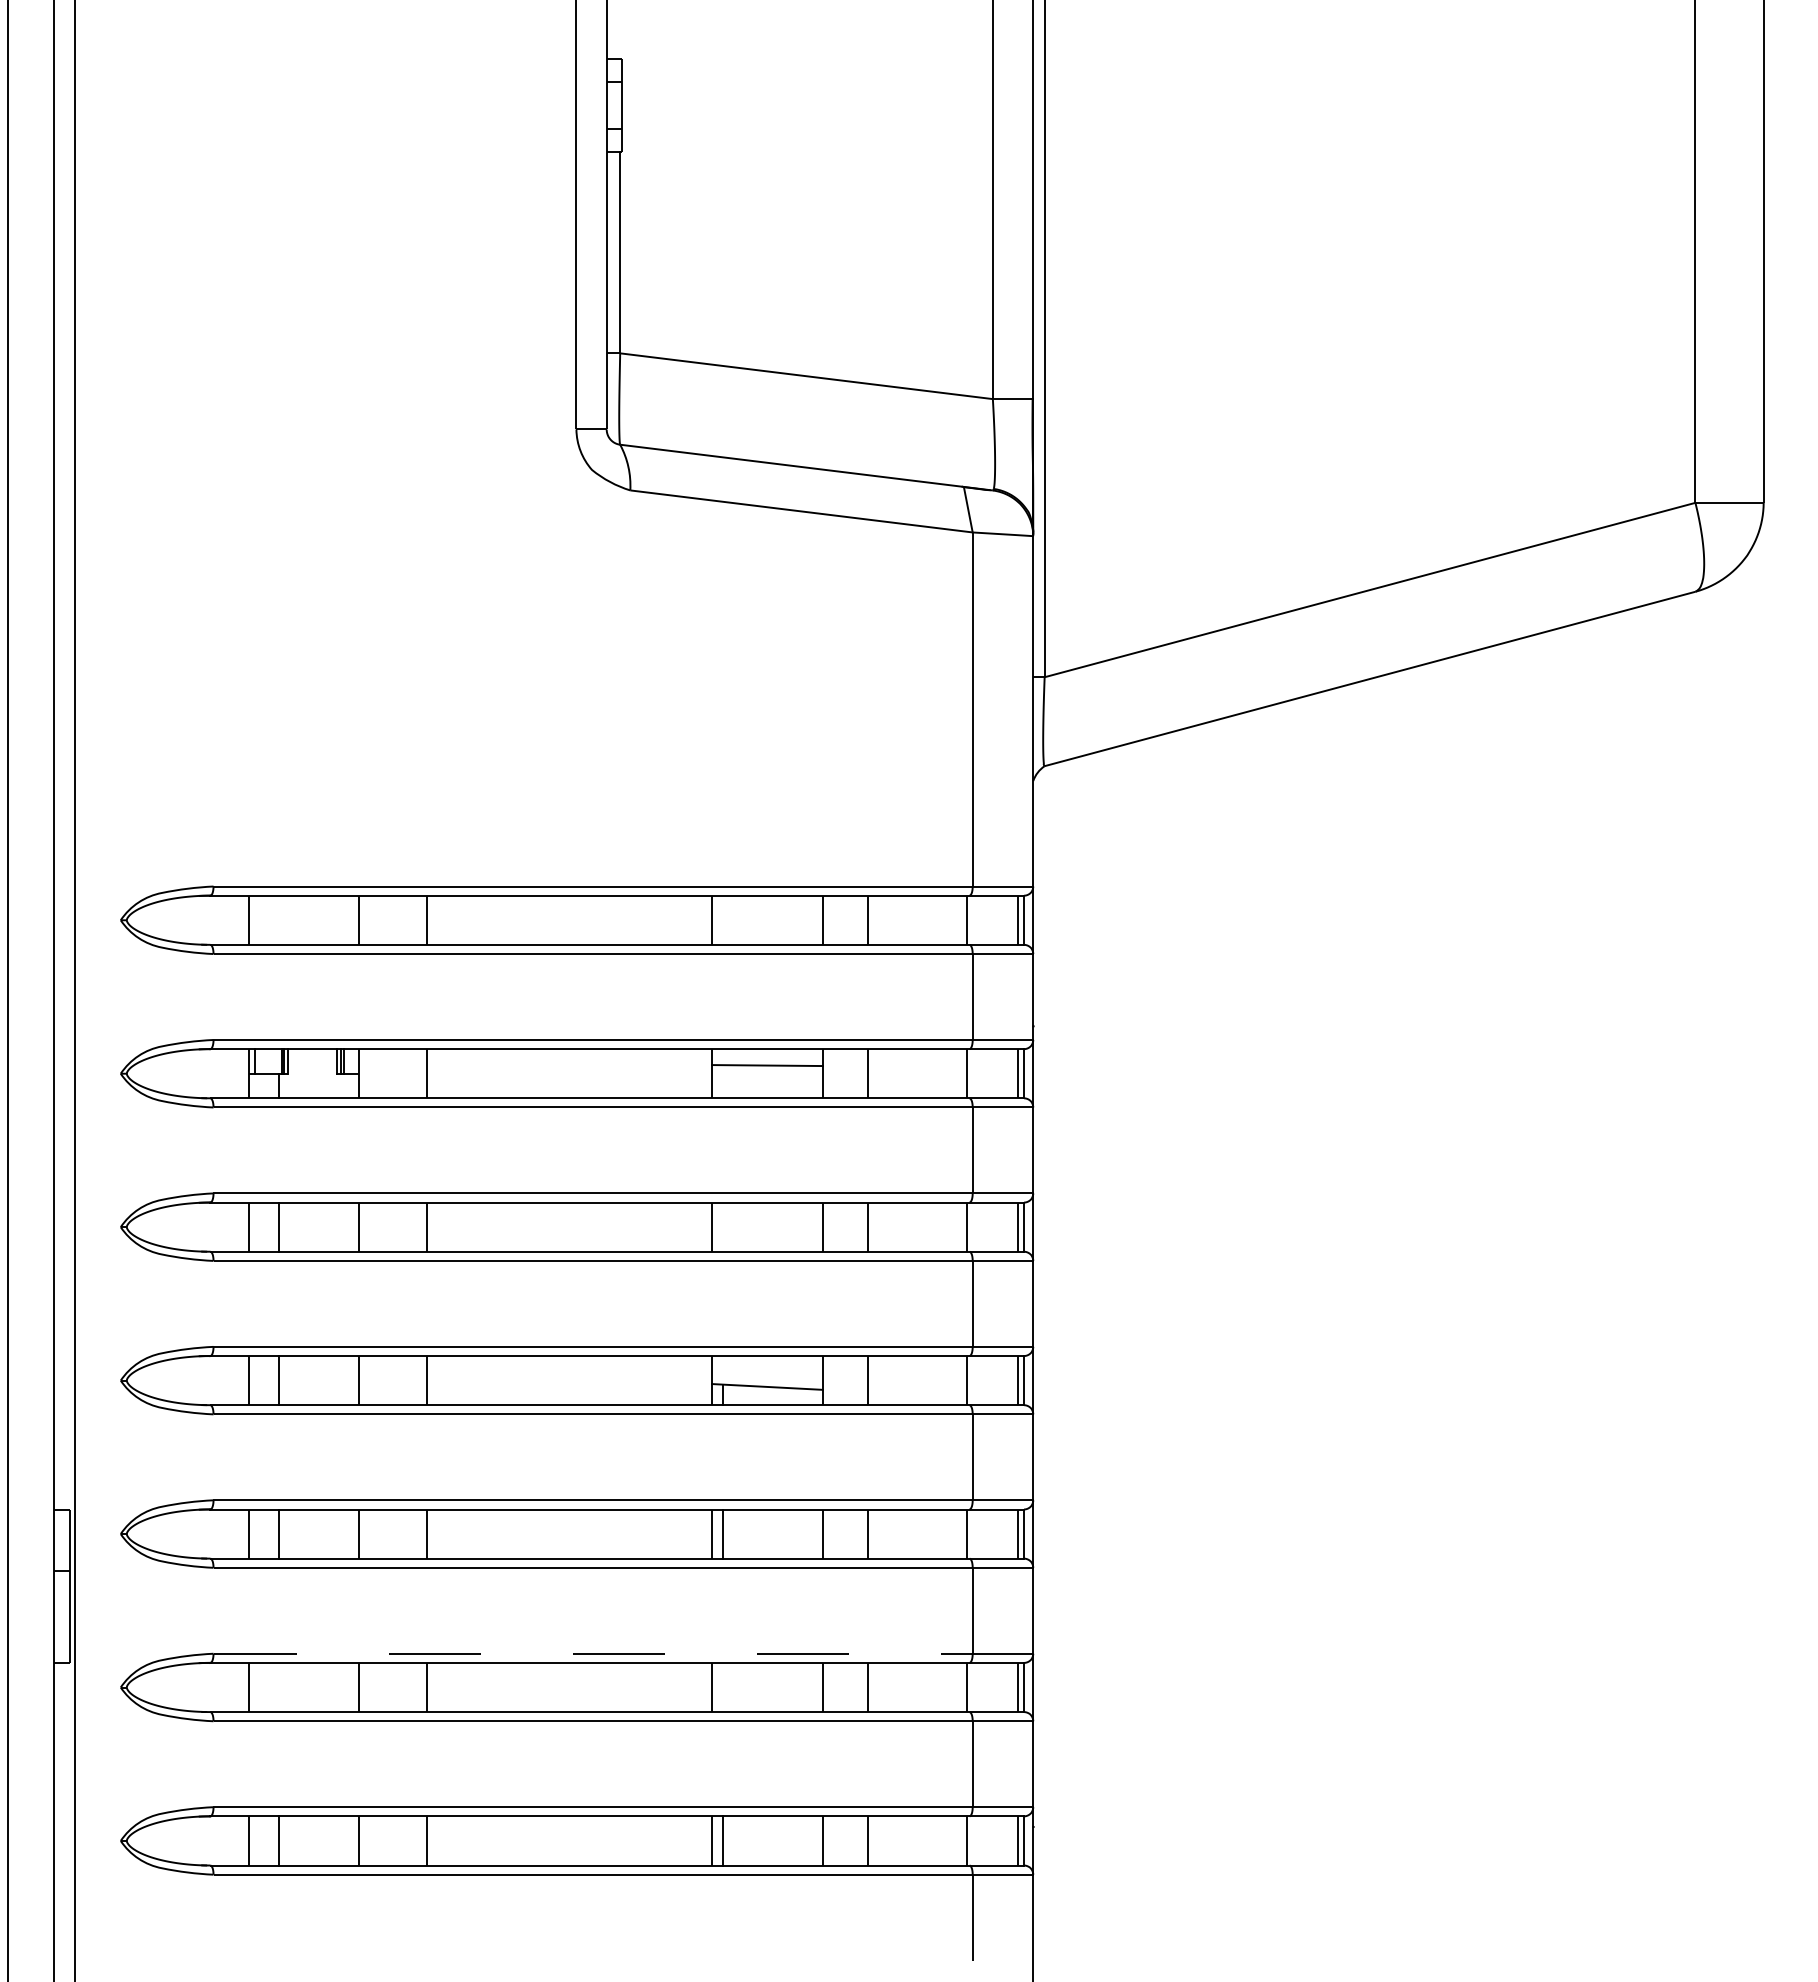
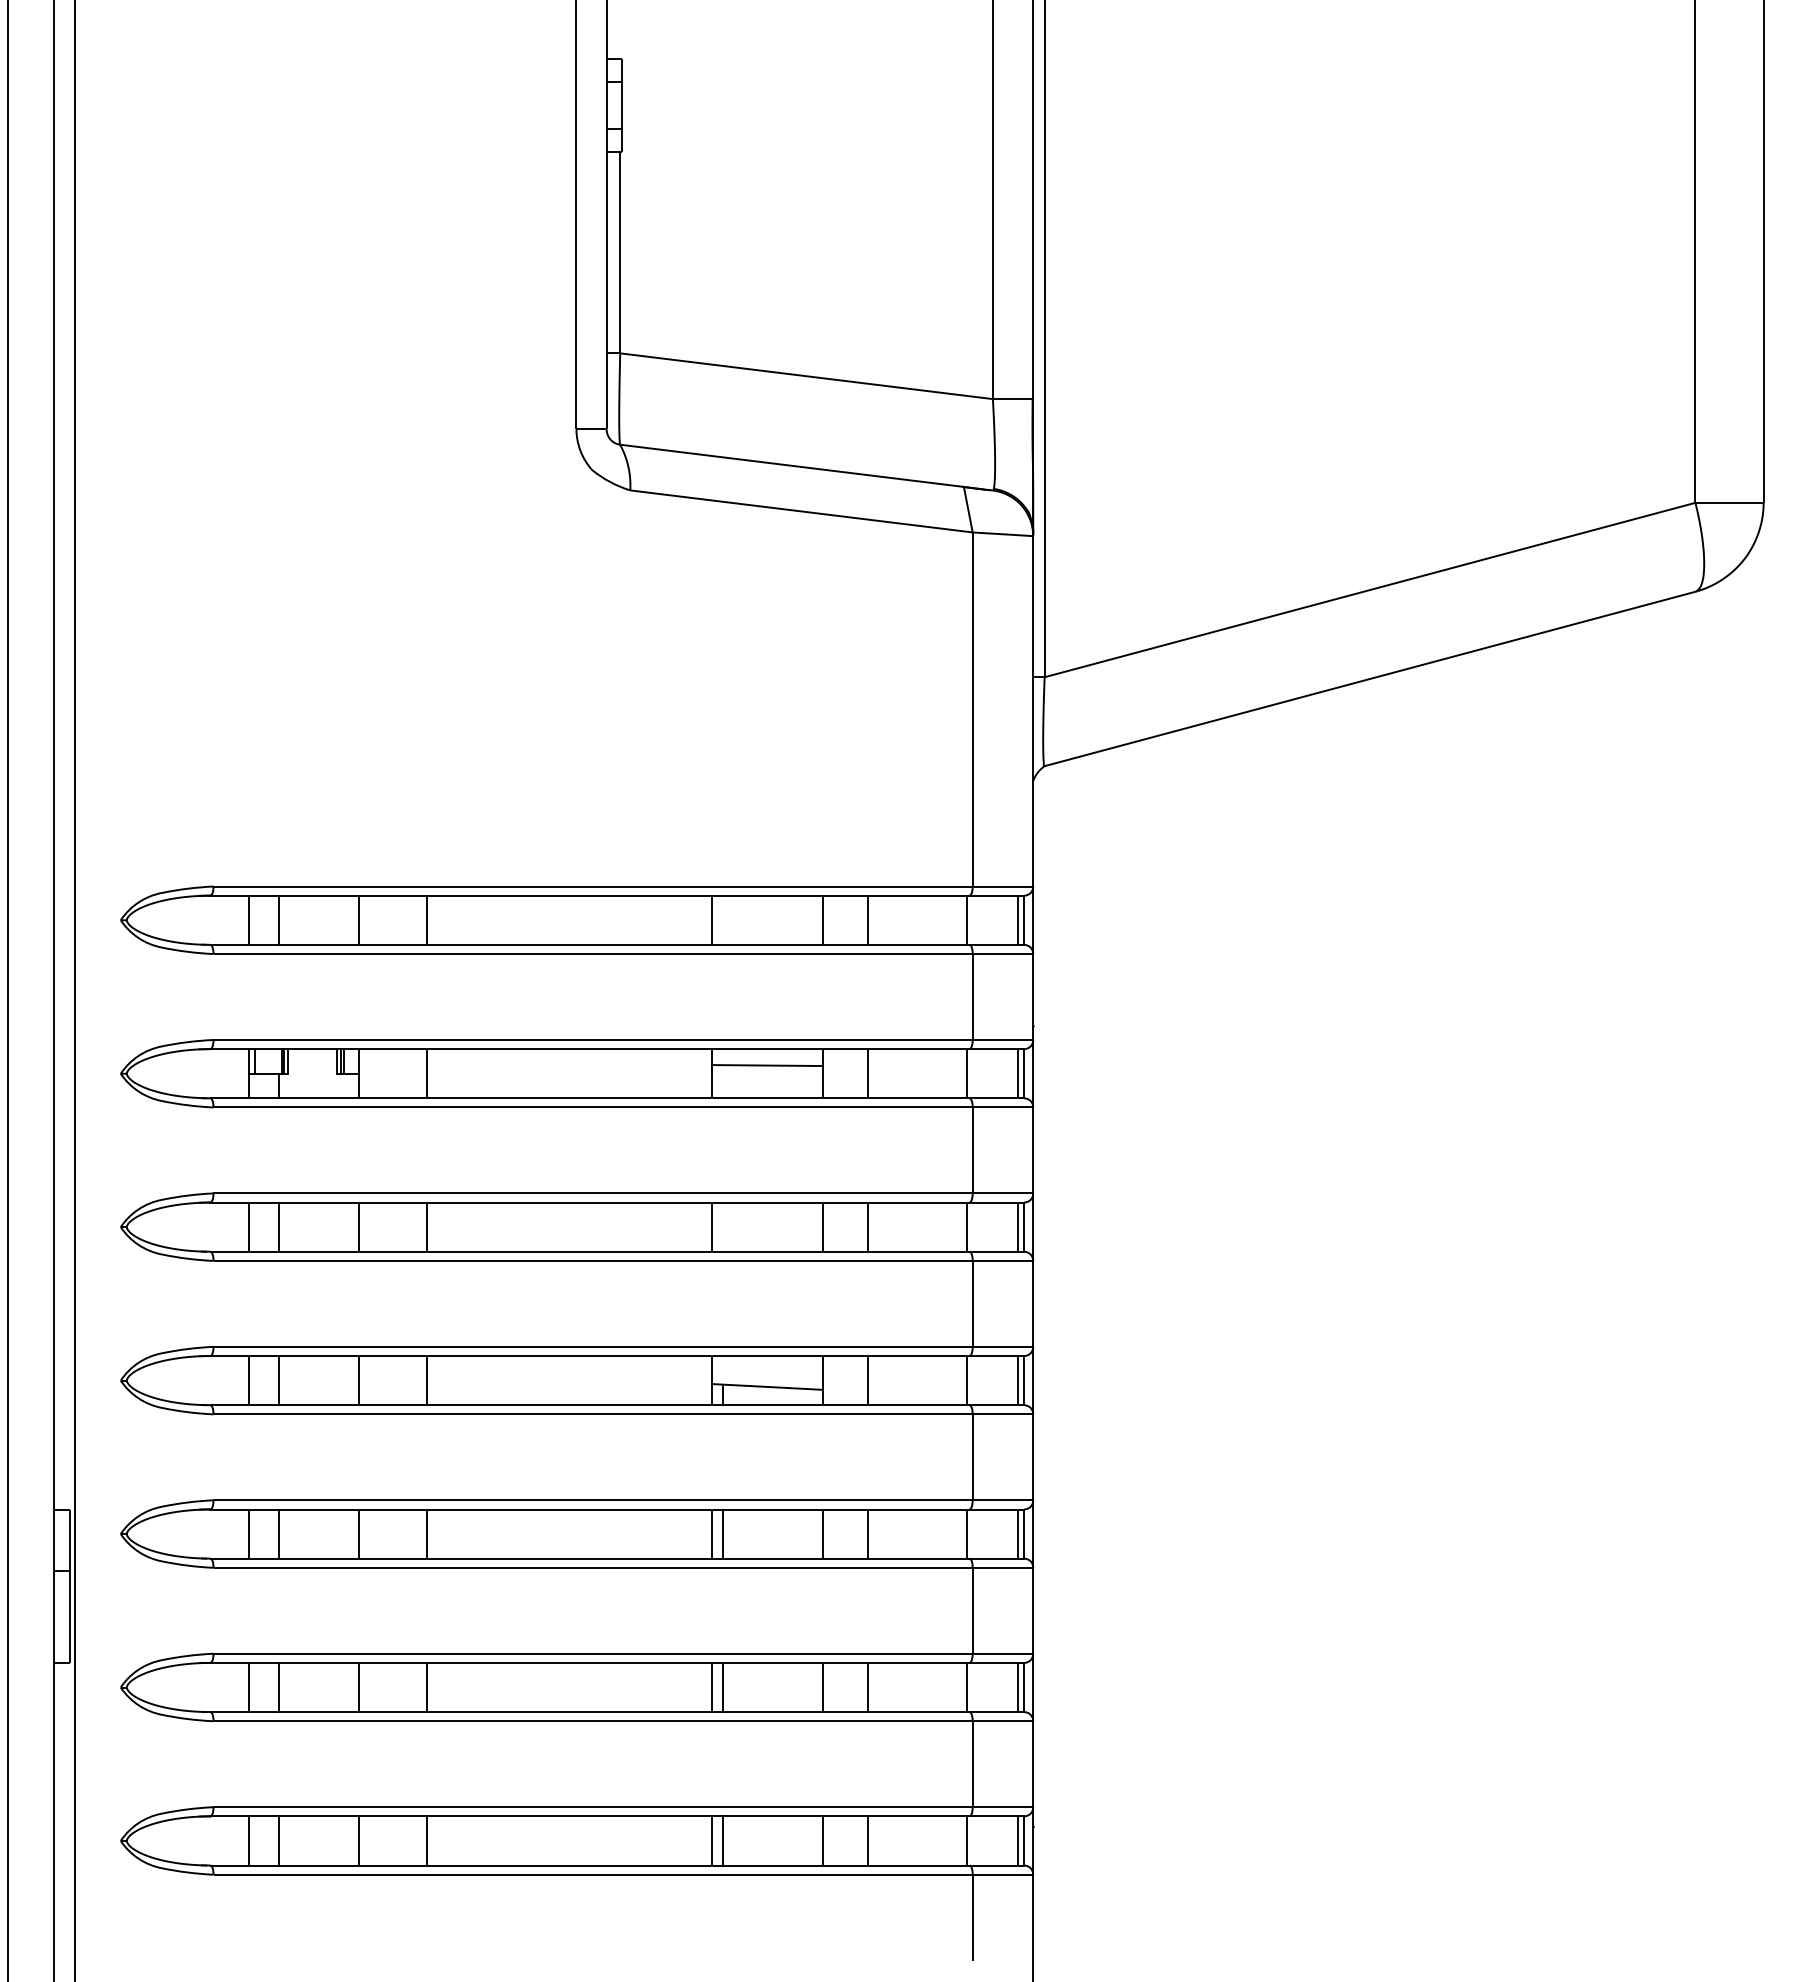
line: none -> present (279, 919)
line: dashed -> solid (623, 1653)
line: none -> present (279, 1687)
line: none -> present (723, 1687)
